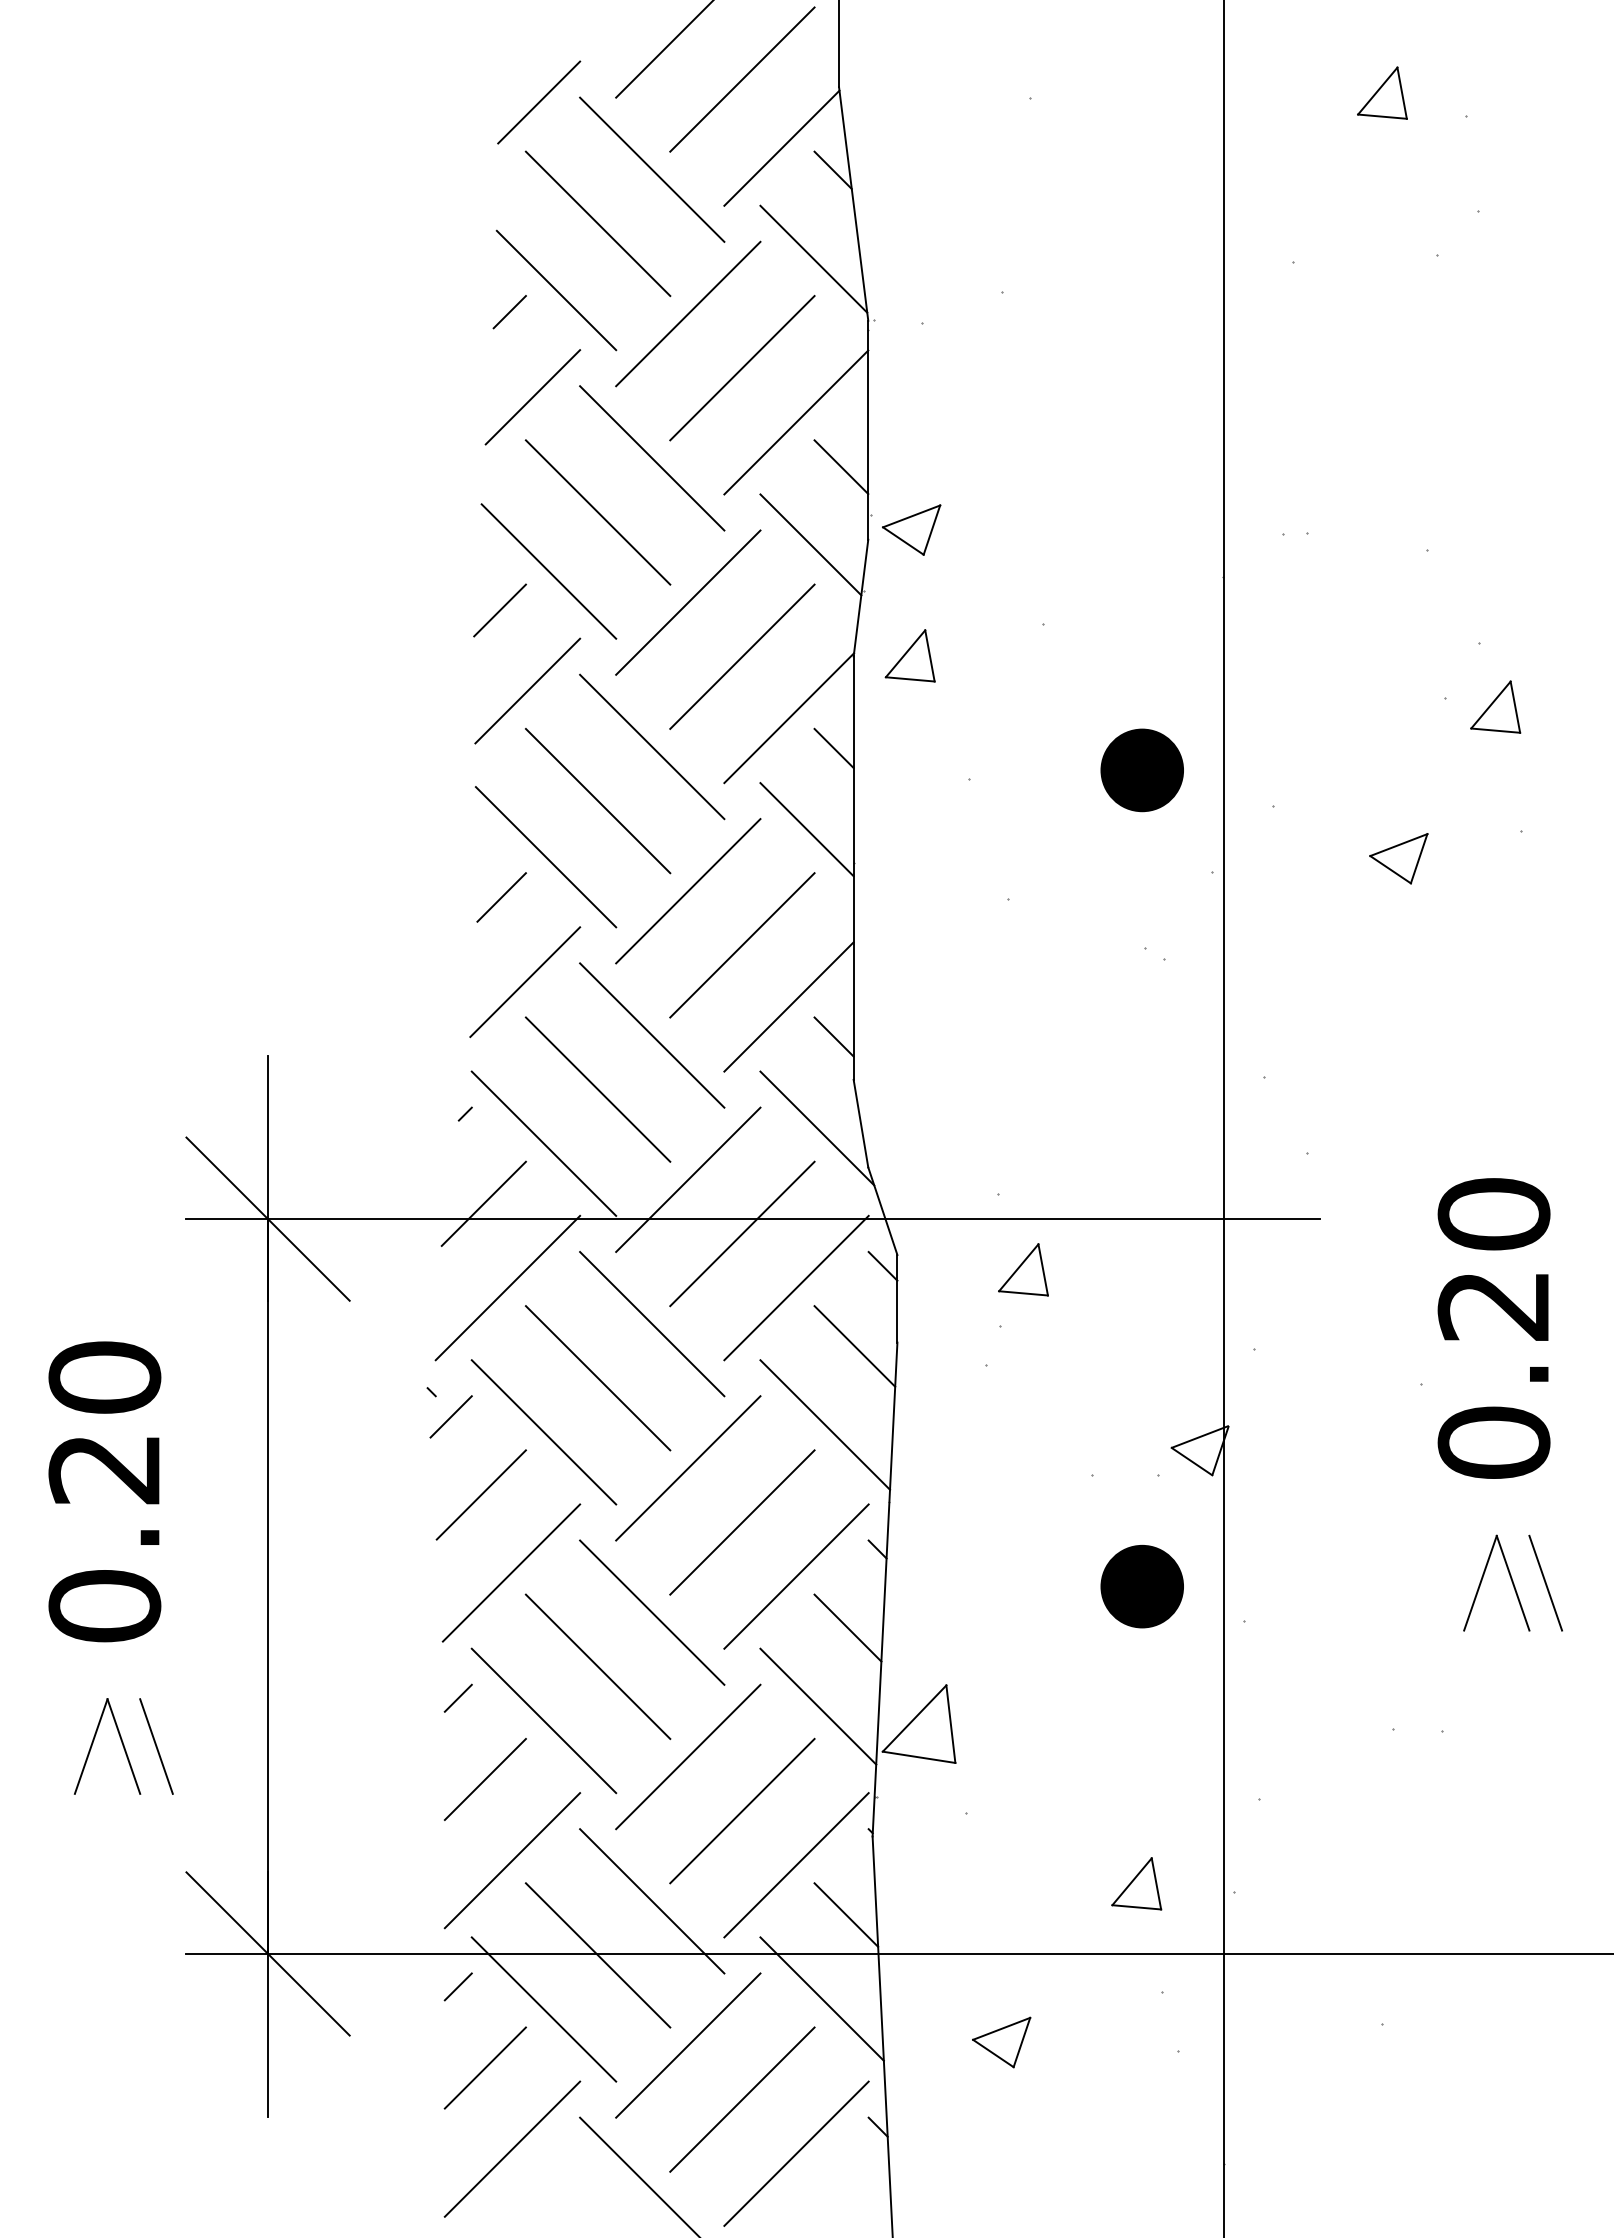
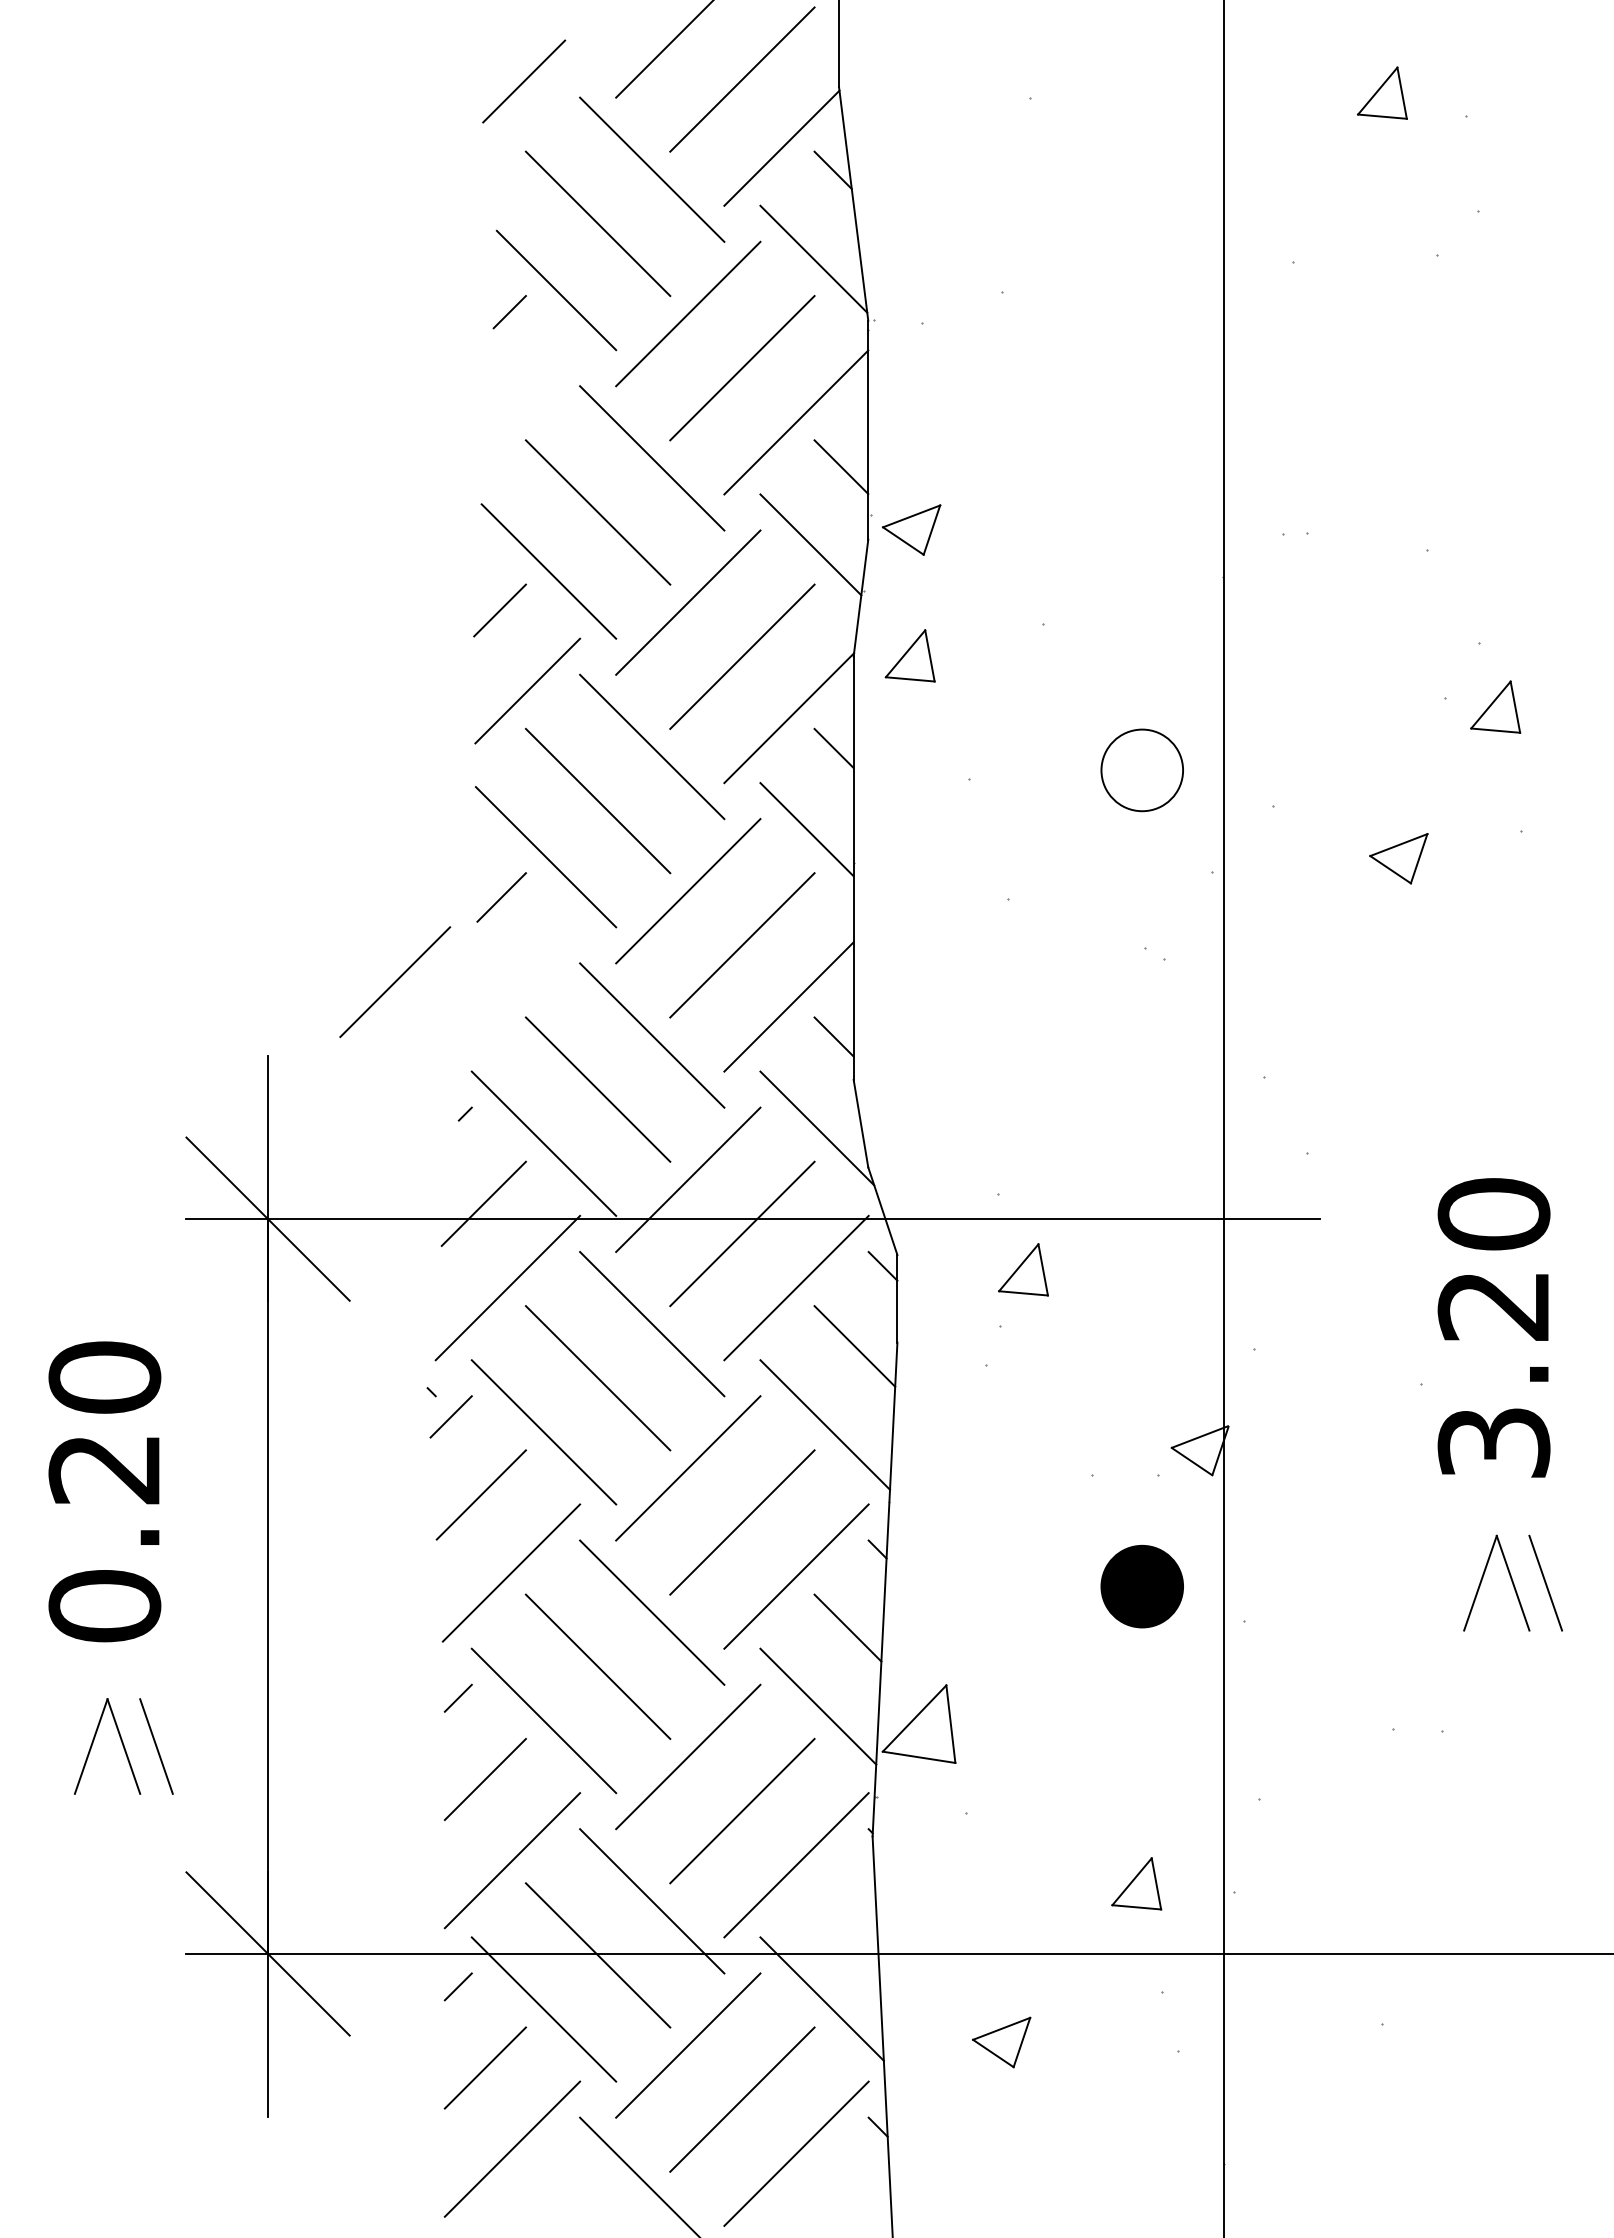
line position: (539, 102) -> (524, 81) (524, 81)
line: present -> none (532, 397)
fill: present -> none (1142, 770)
line position: (525, 982) -> (395, 982) (395, 982)
text: 0.20 -> 3.20 (1493, 1442)
line: present -> none (846, 1914)
